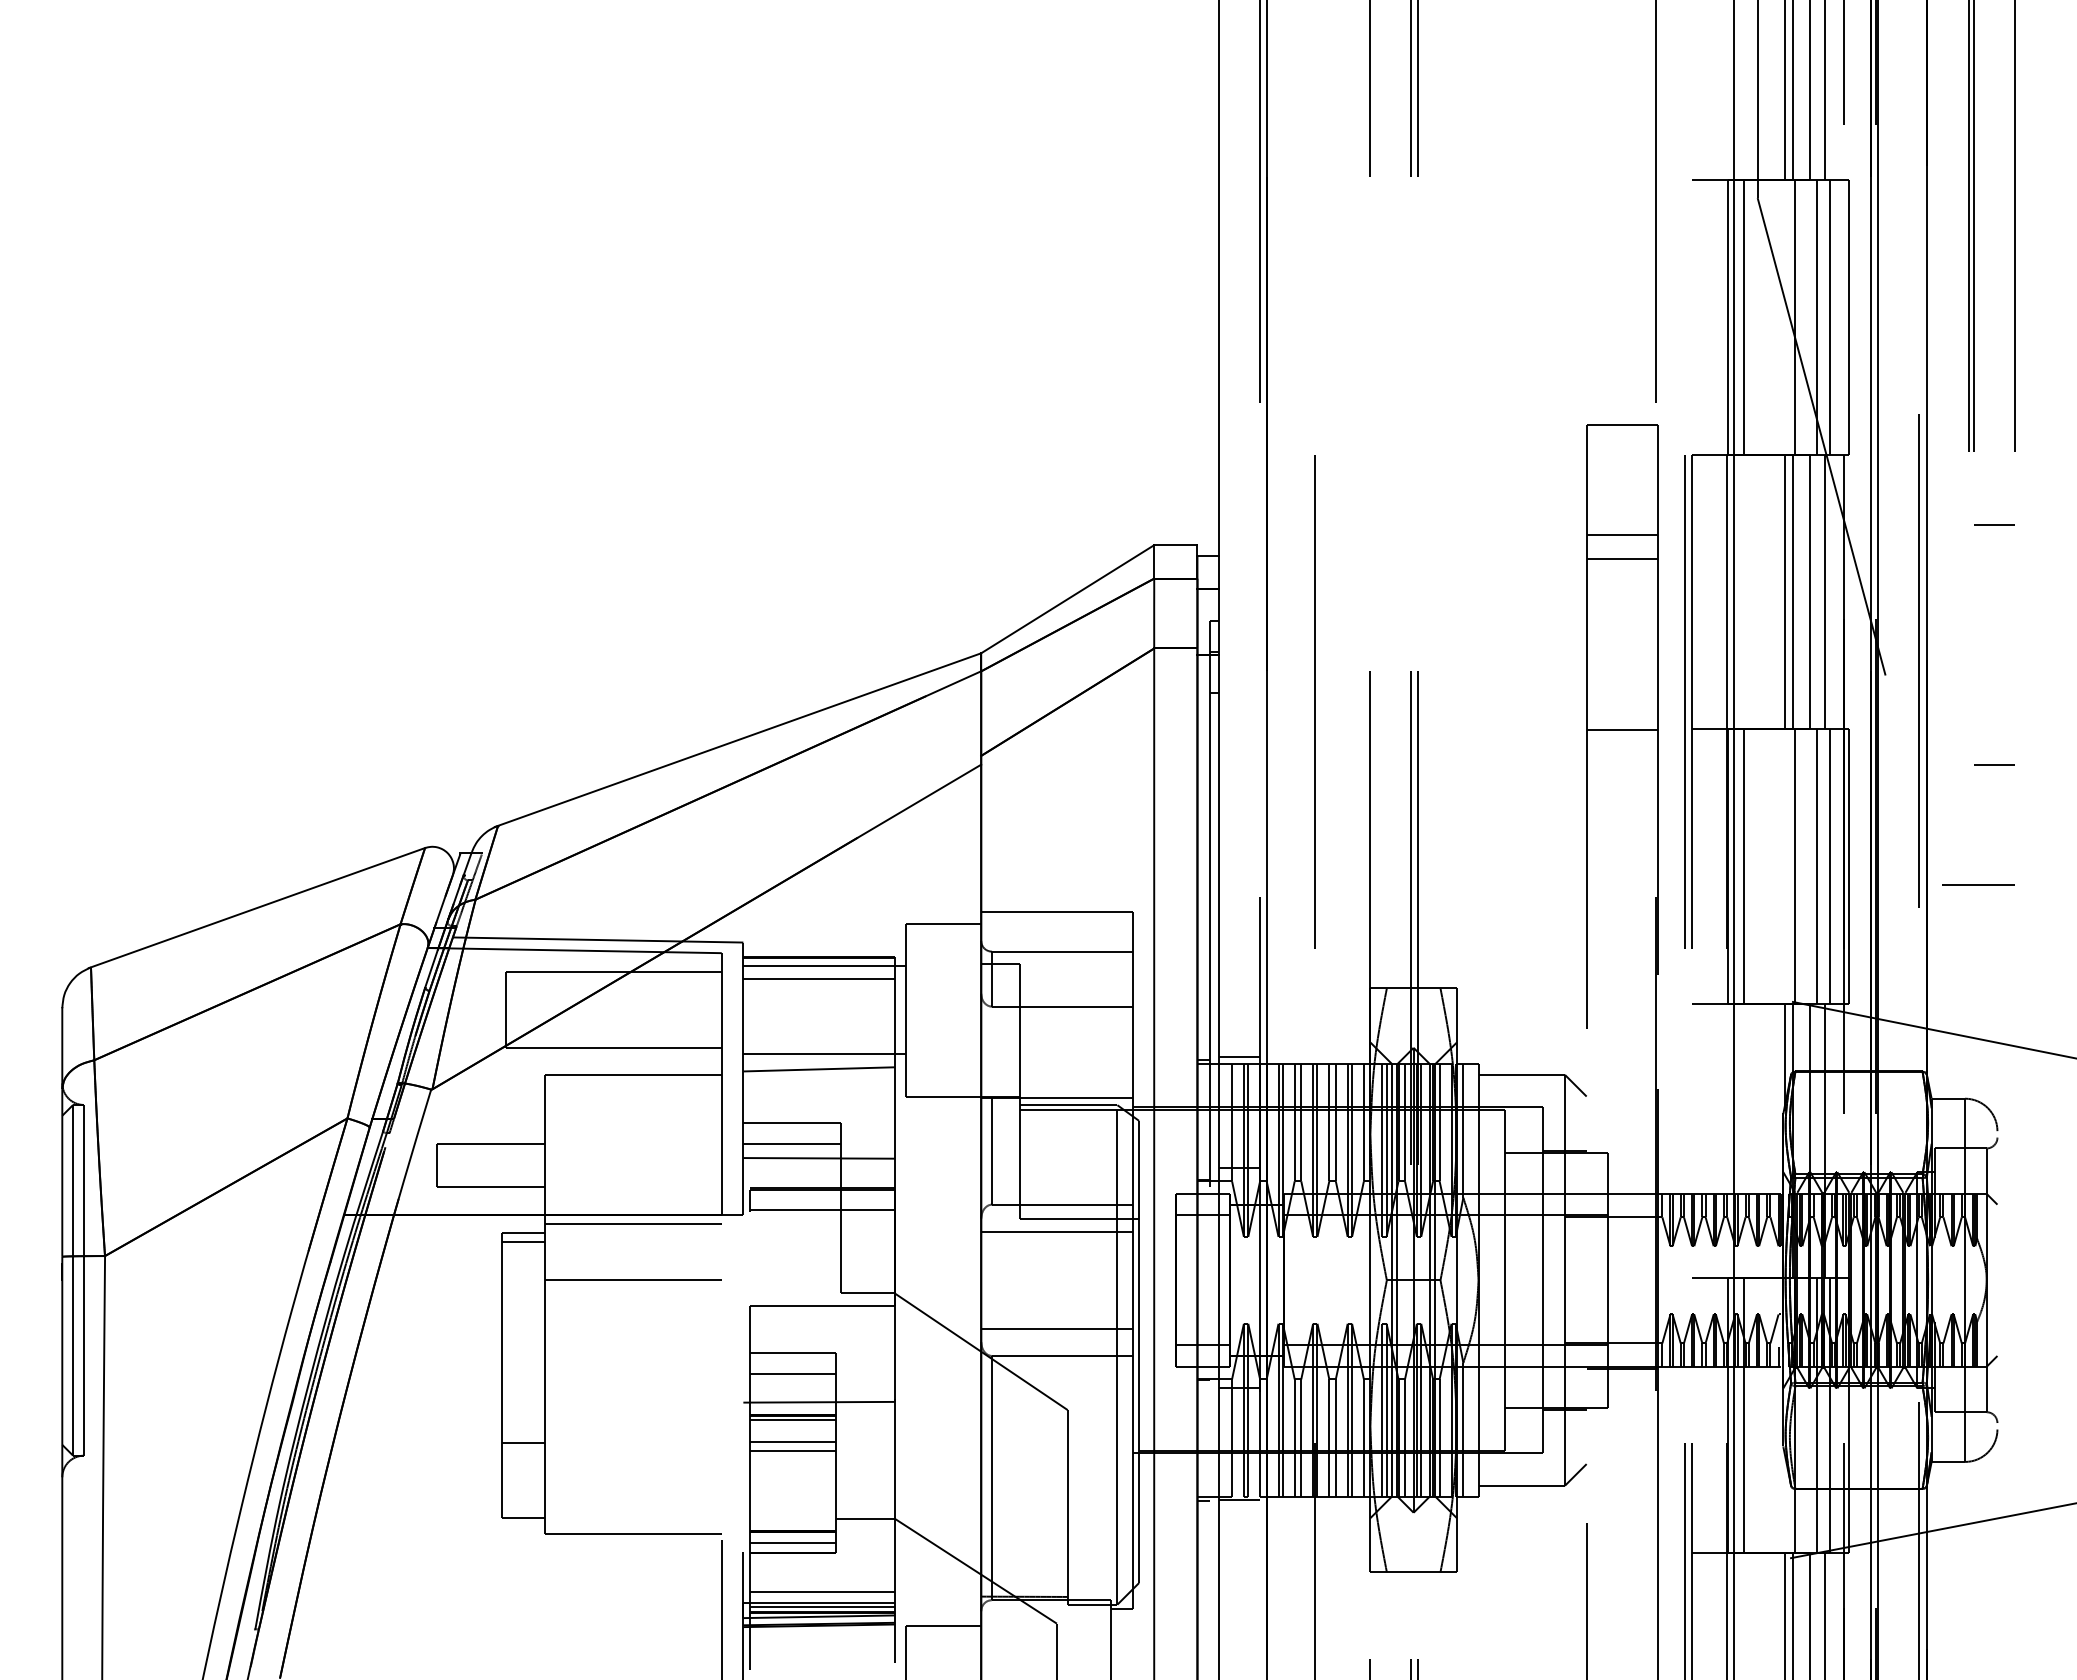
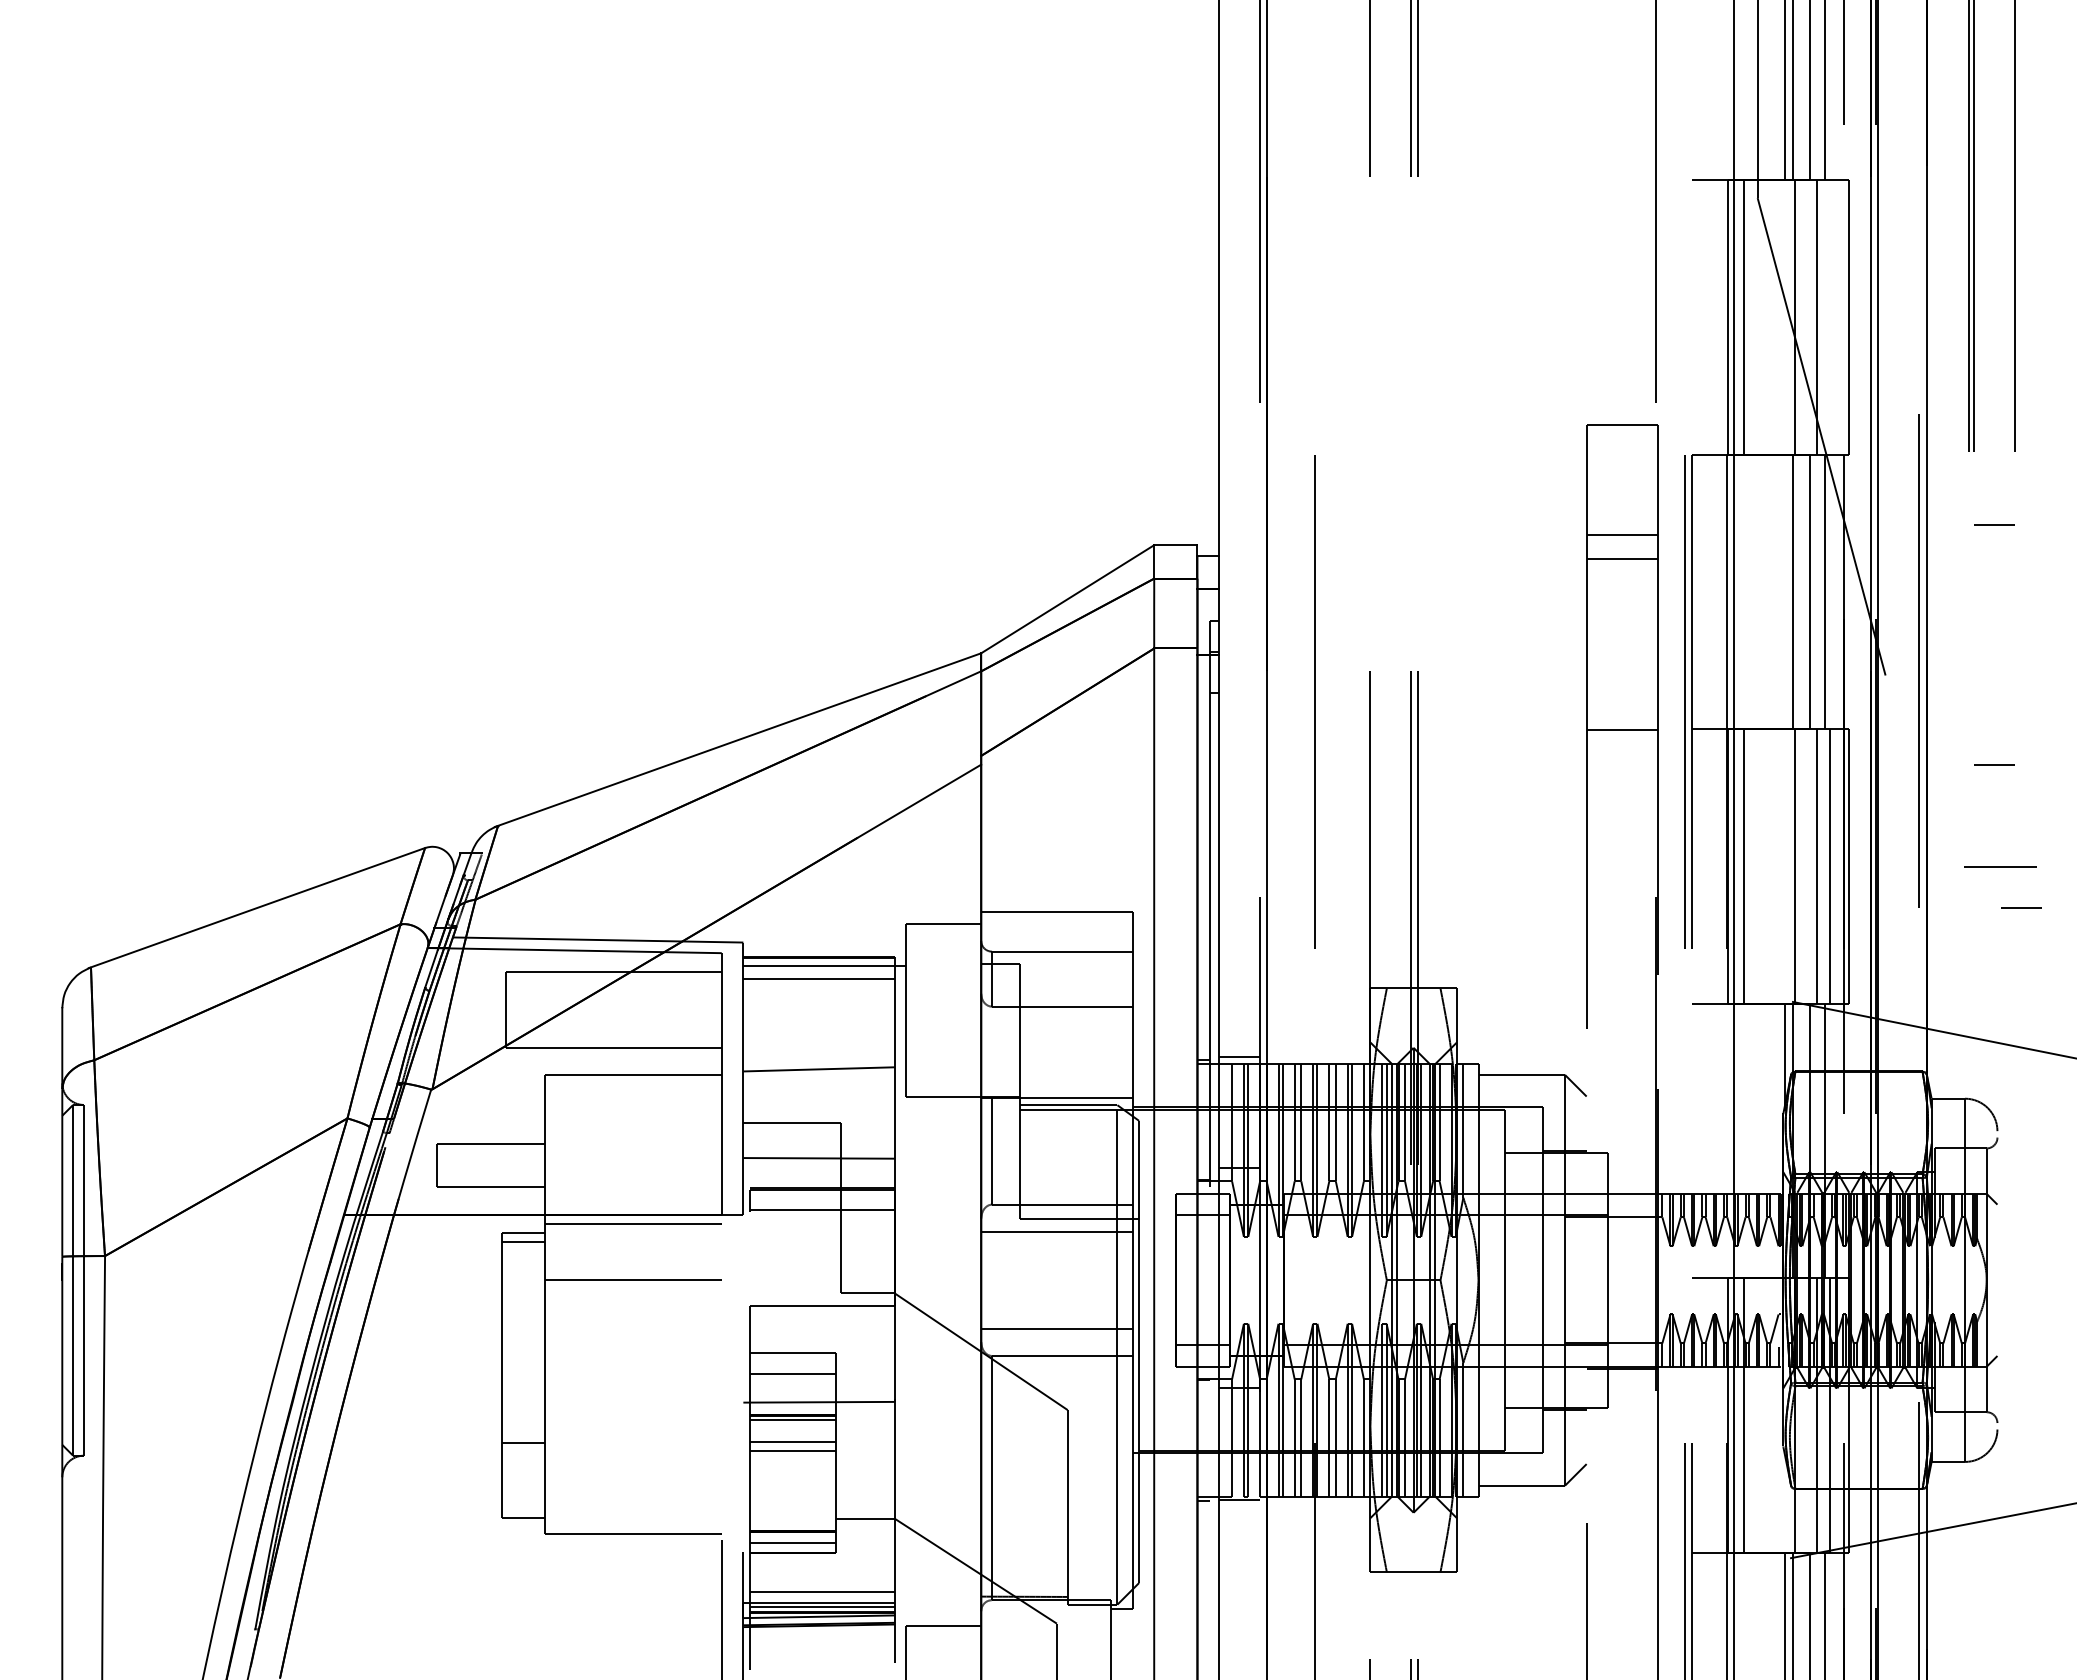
line: present -> none (1829, 317)
line: present -> none (1785, 591)
line position: (1978, 884) -> (2000, 866) (2000, 866)
line: none -> present (2021, 907)
line: present -> none (824, 1054)
line: present -> none (791, 1144)
